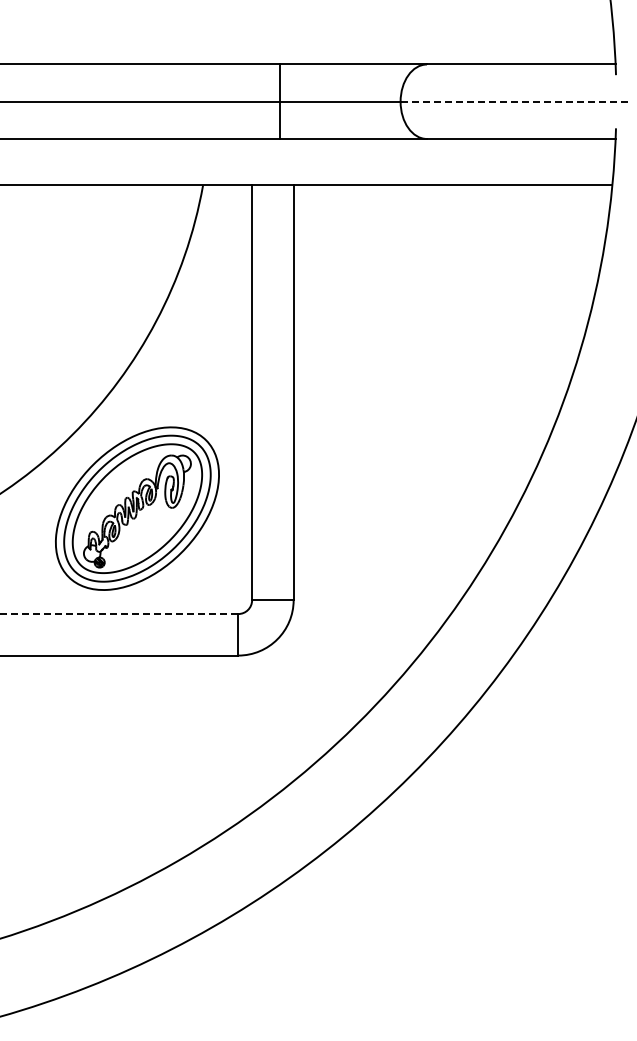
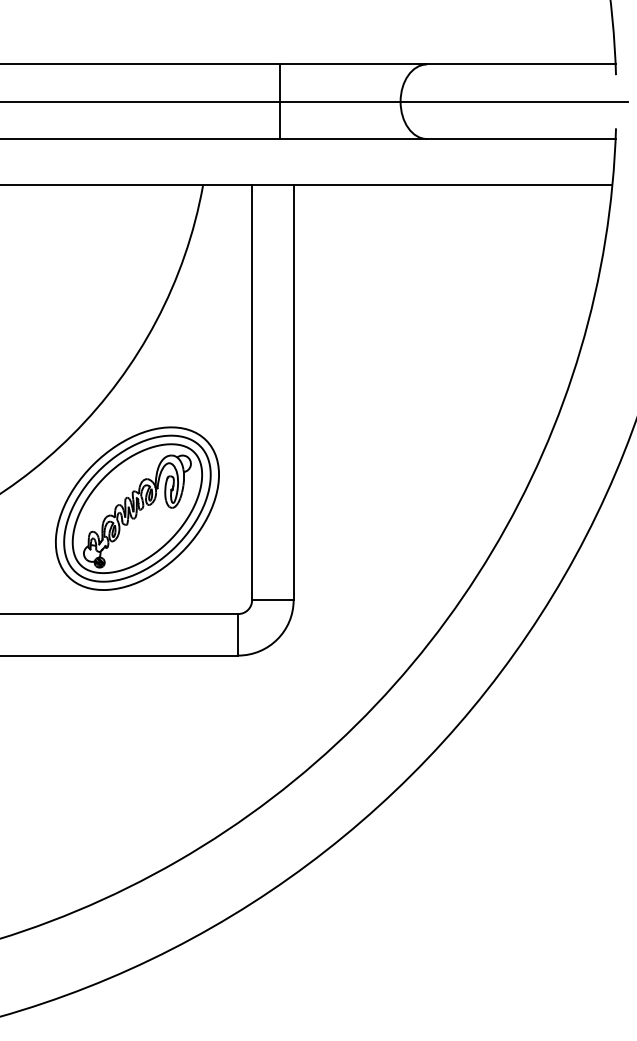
line: dashed -> solid (514, 101)
line: dashed -> solid (119, 614)
